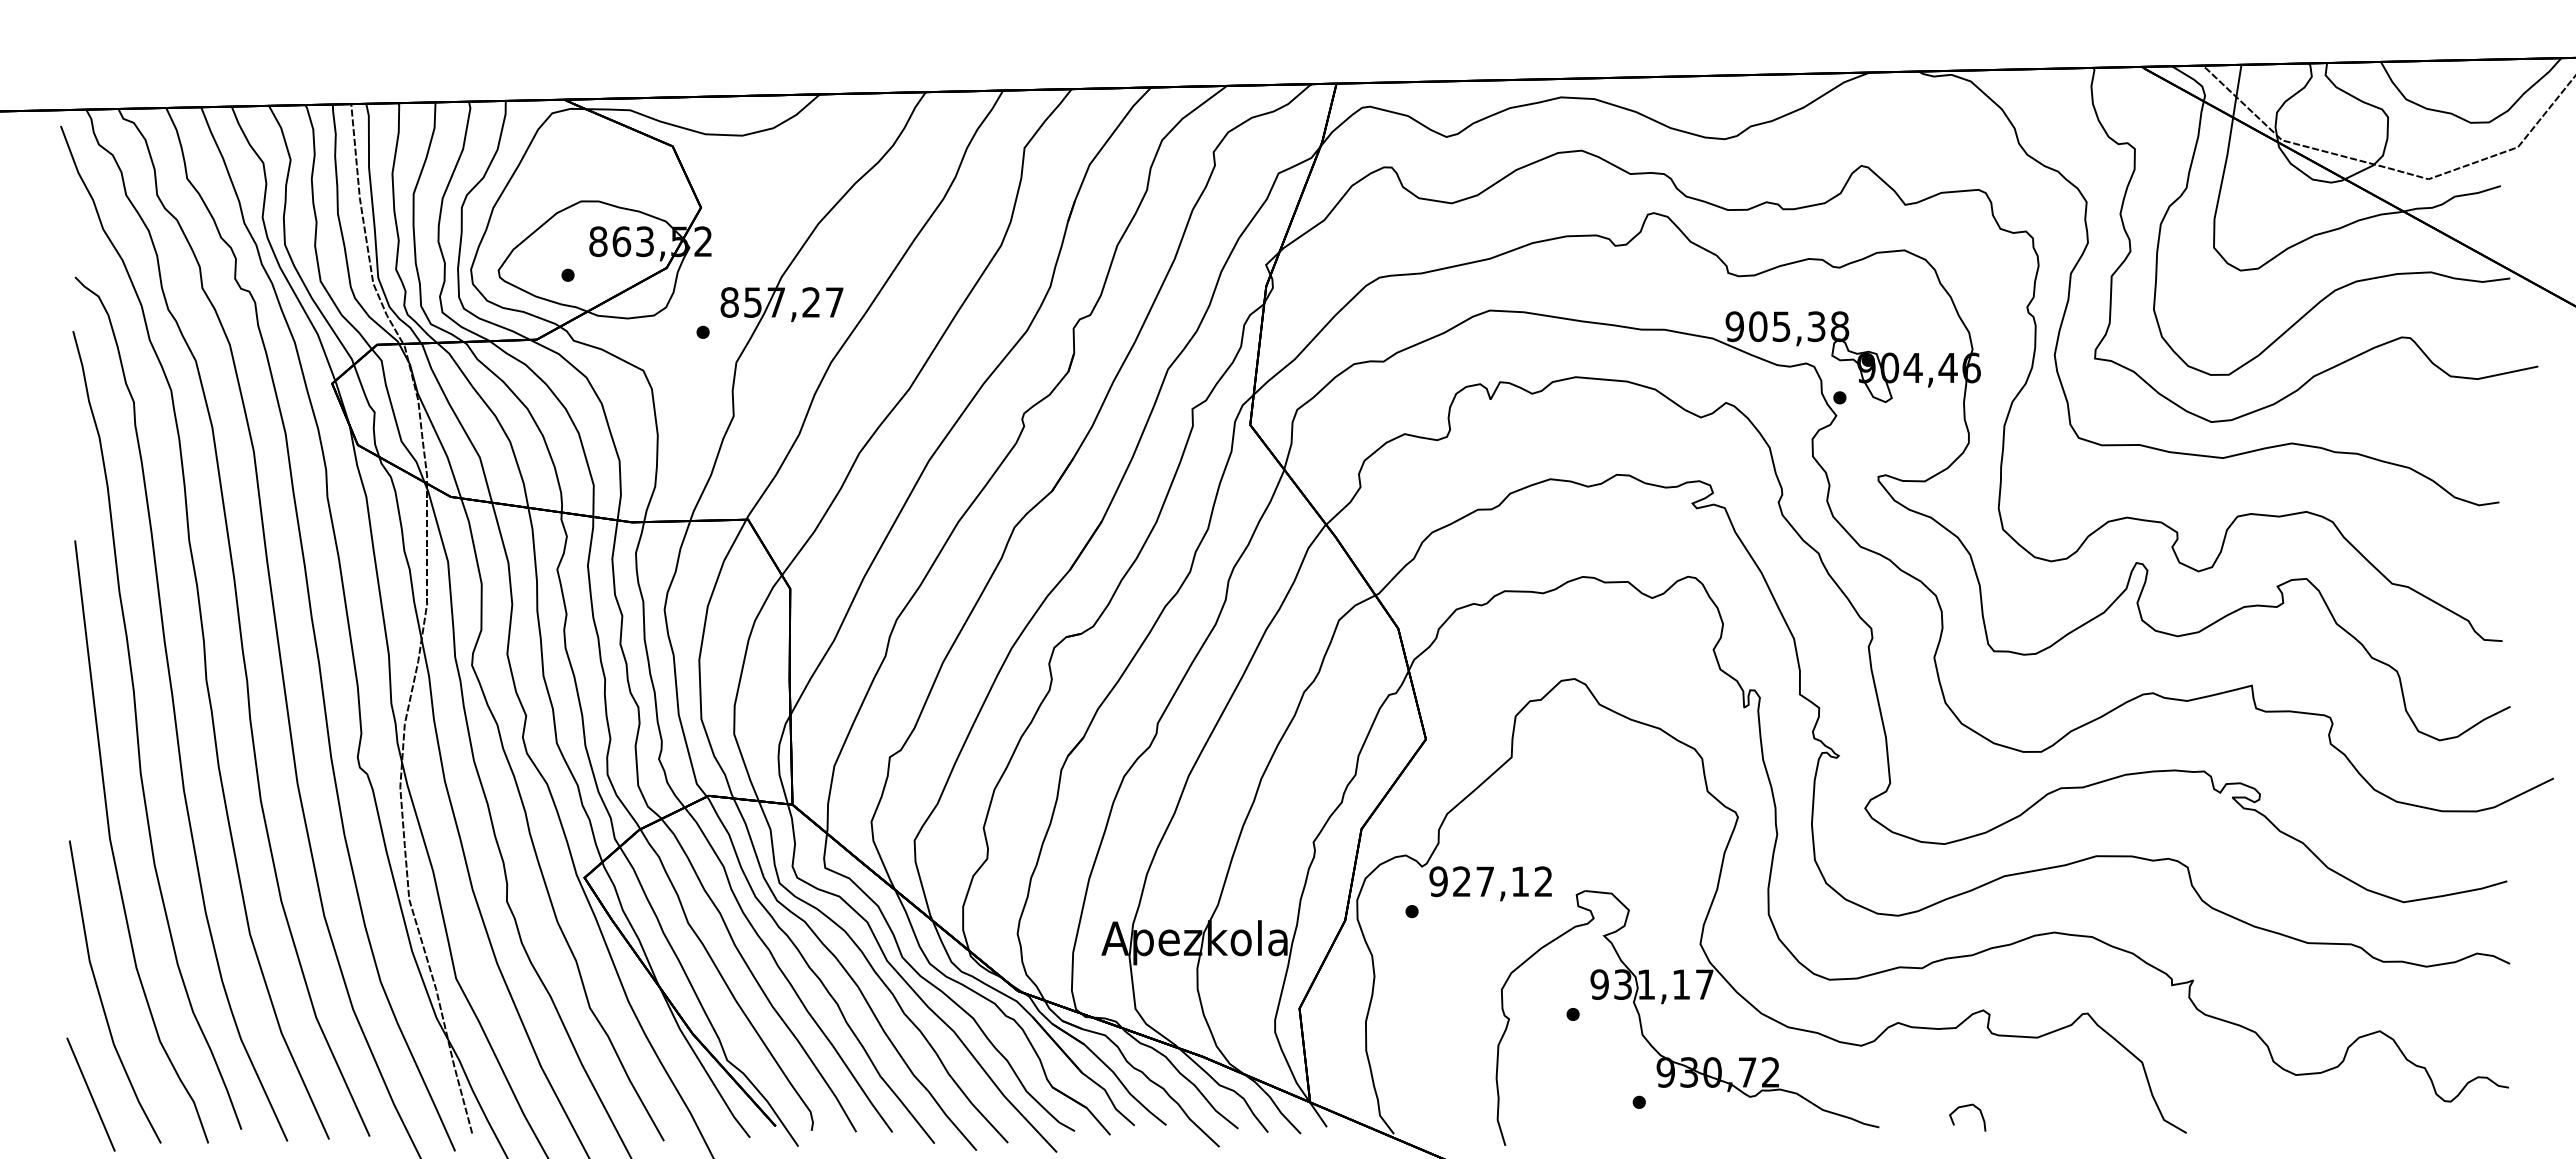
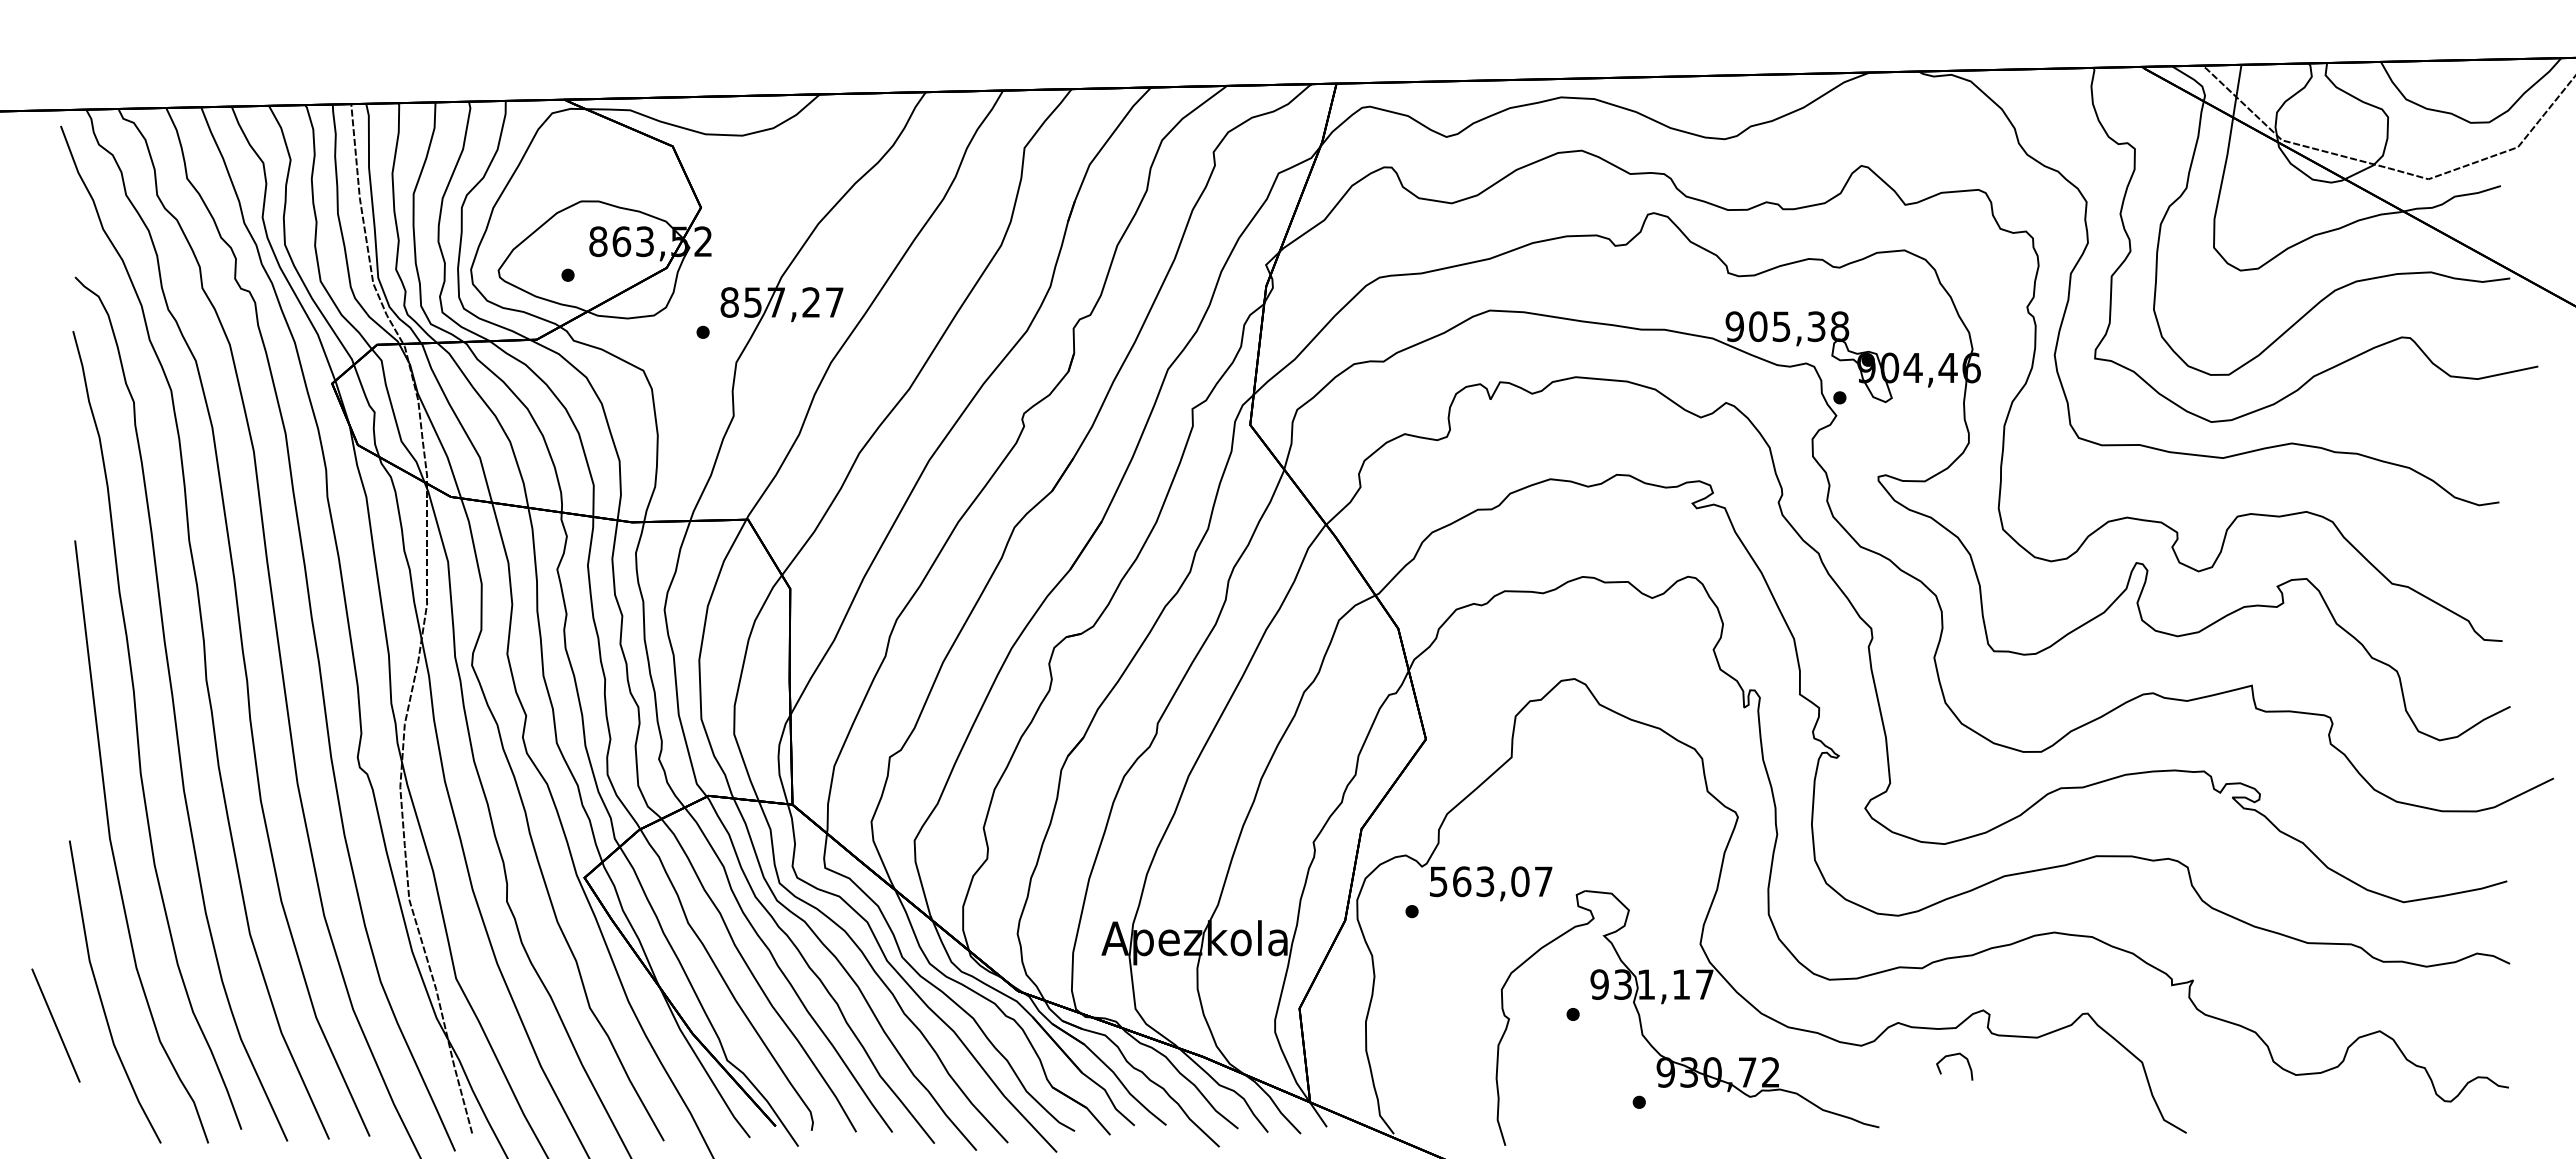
text: 927,12 -> 563,07 (1490, 881)
line position: (90, 1094) -> (55, 1025) (55, 1025)
curve position: (1964, 1107) -> (1951, 1056) (1951, 1056)
